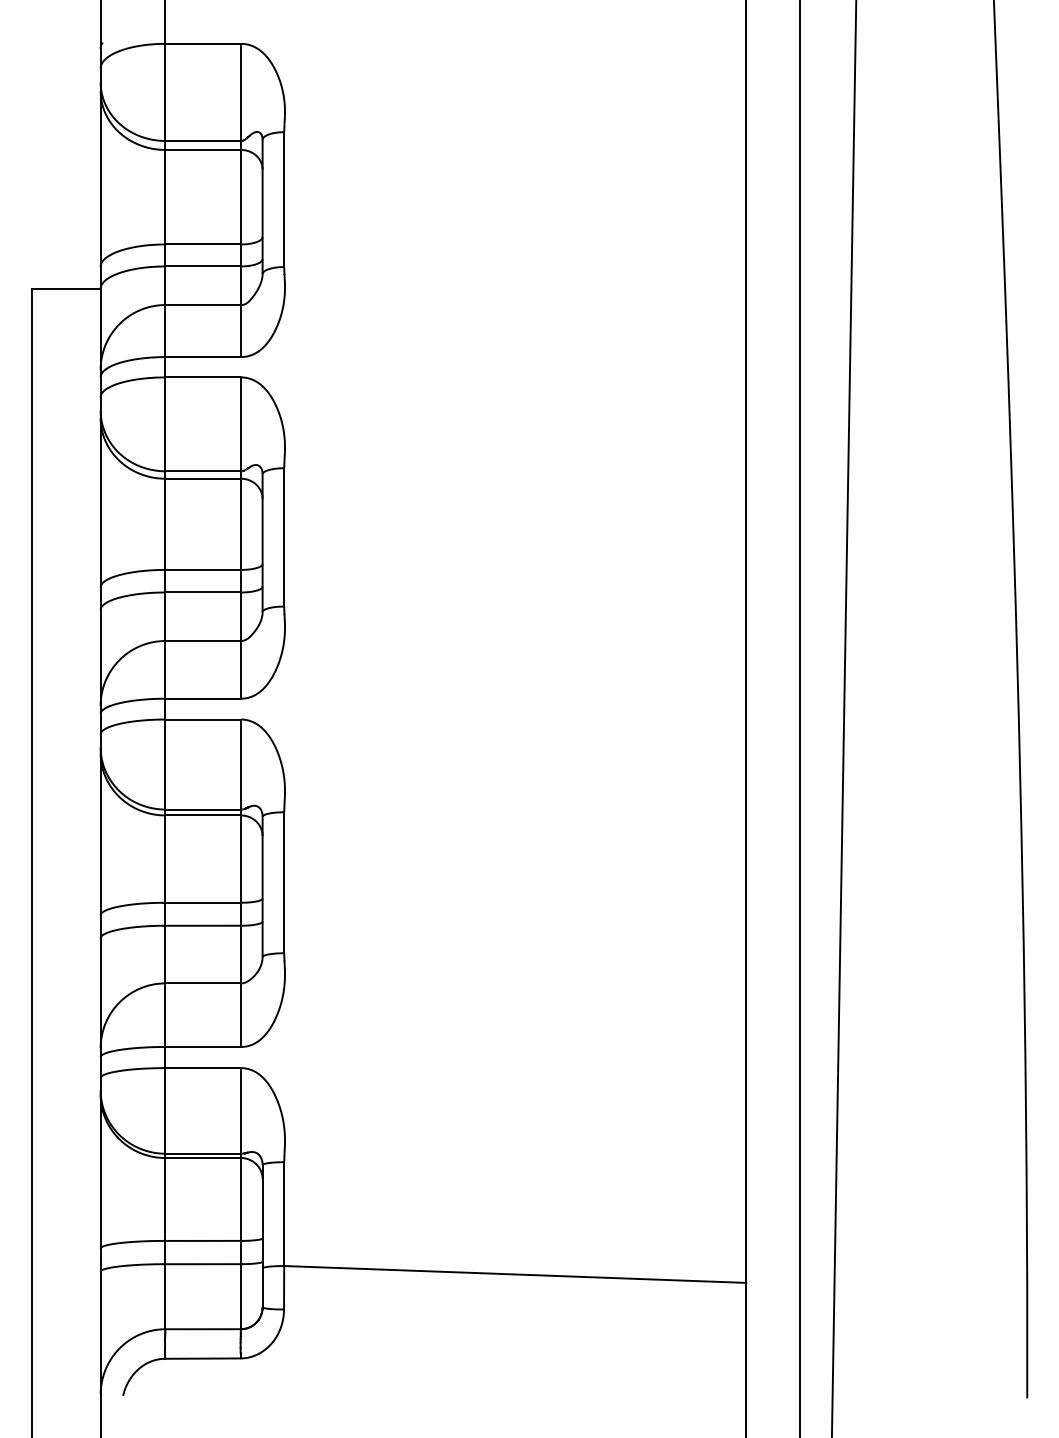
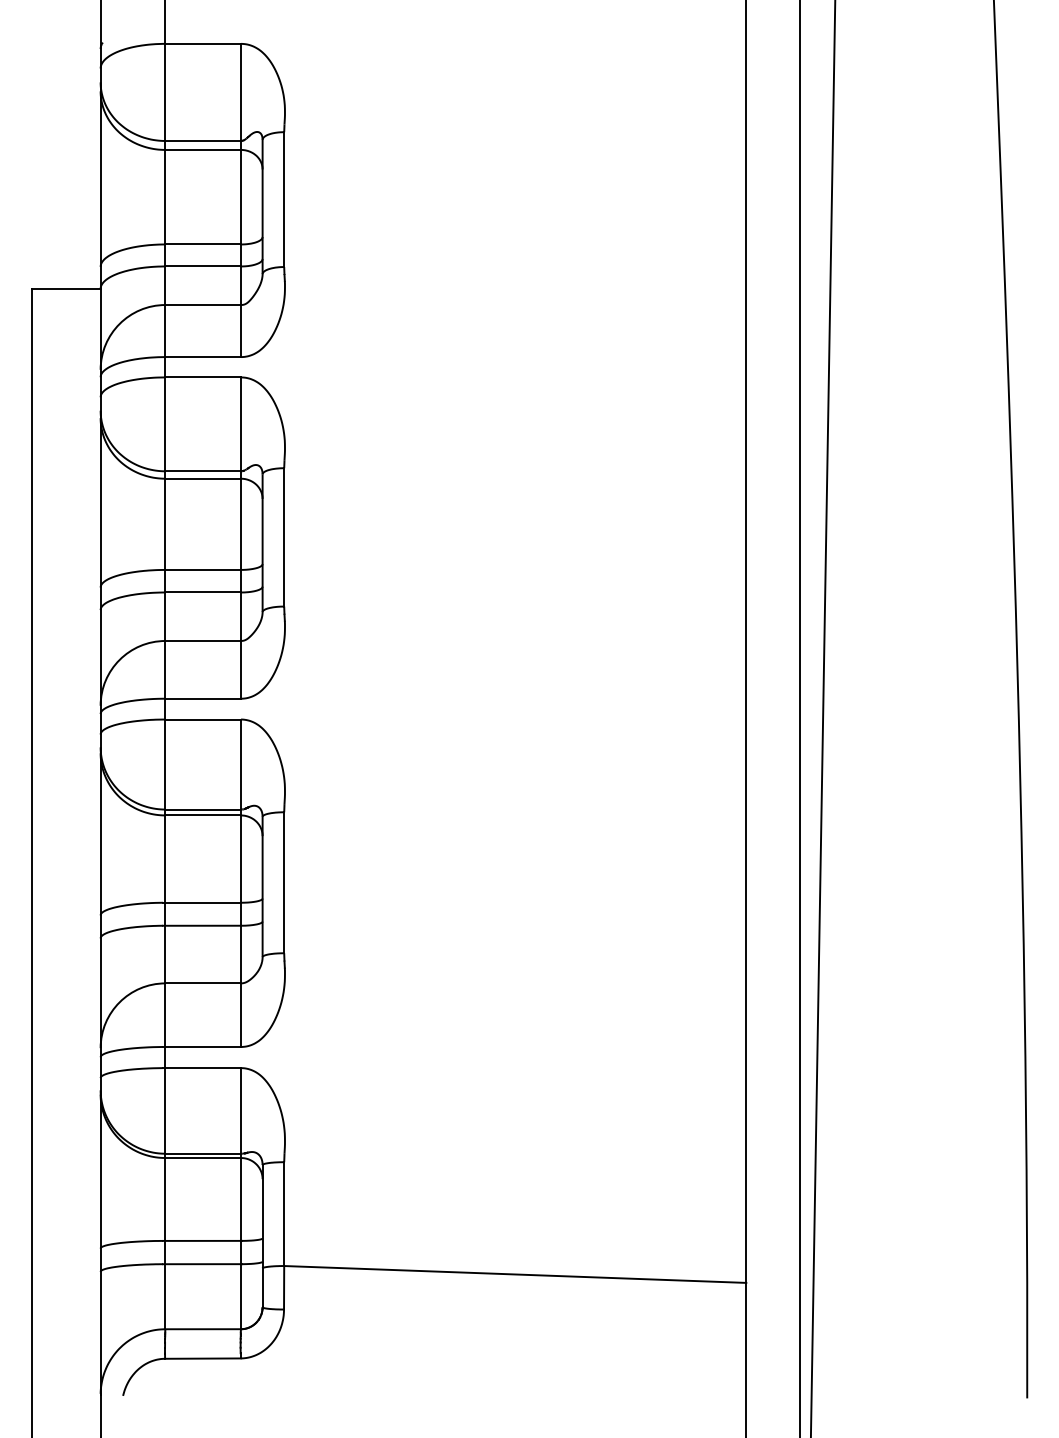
line position: (843, 718) -> (822, 718) (822, 718)
